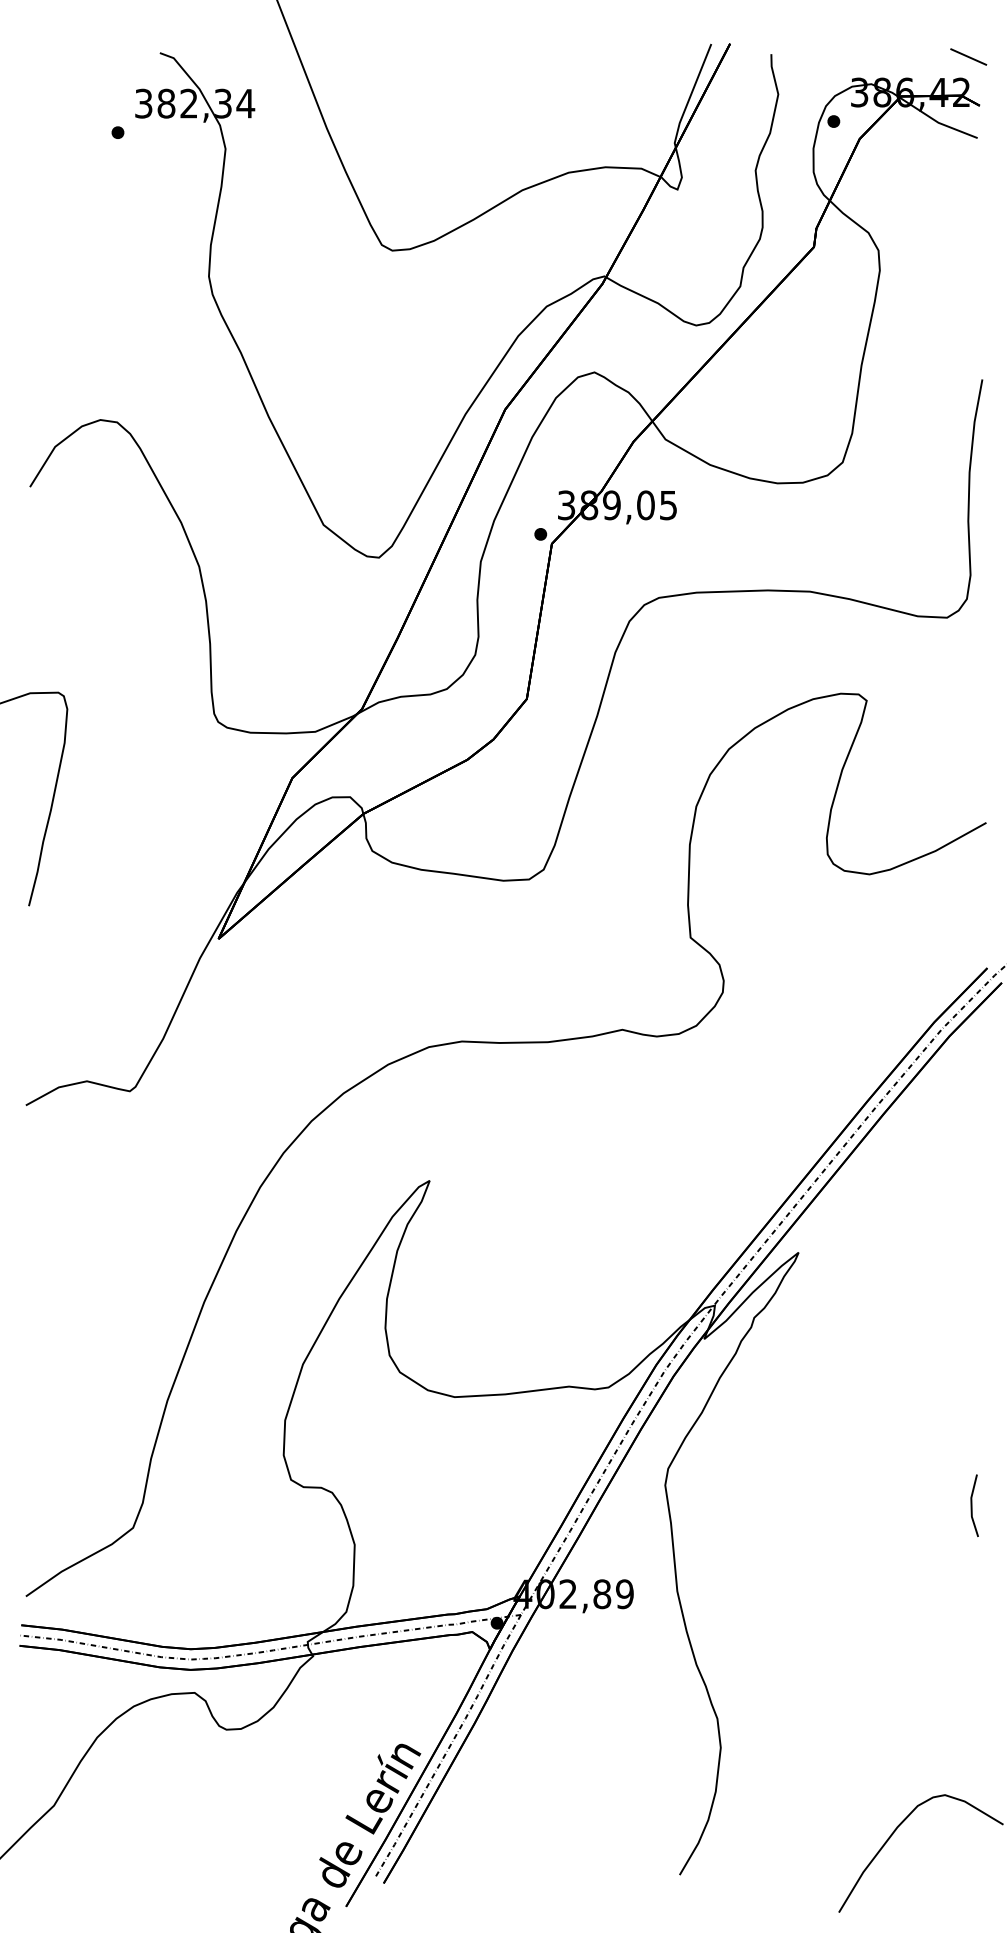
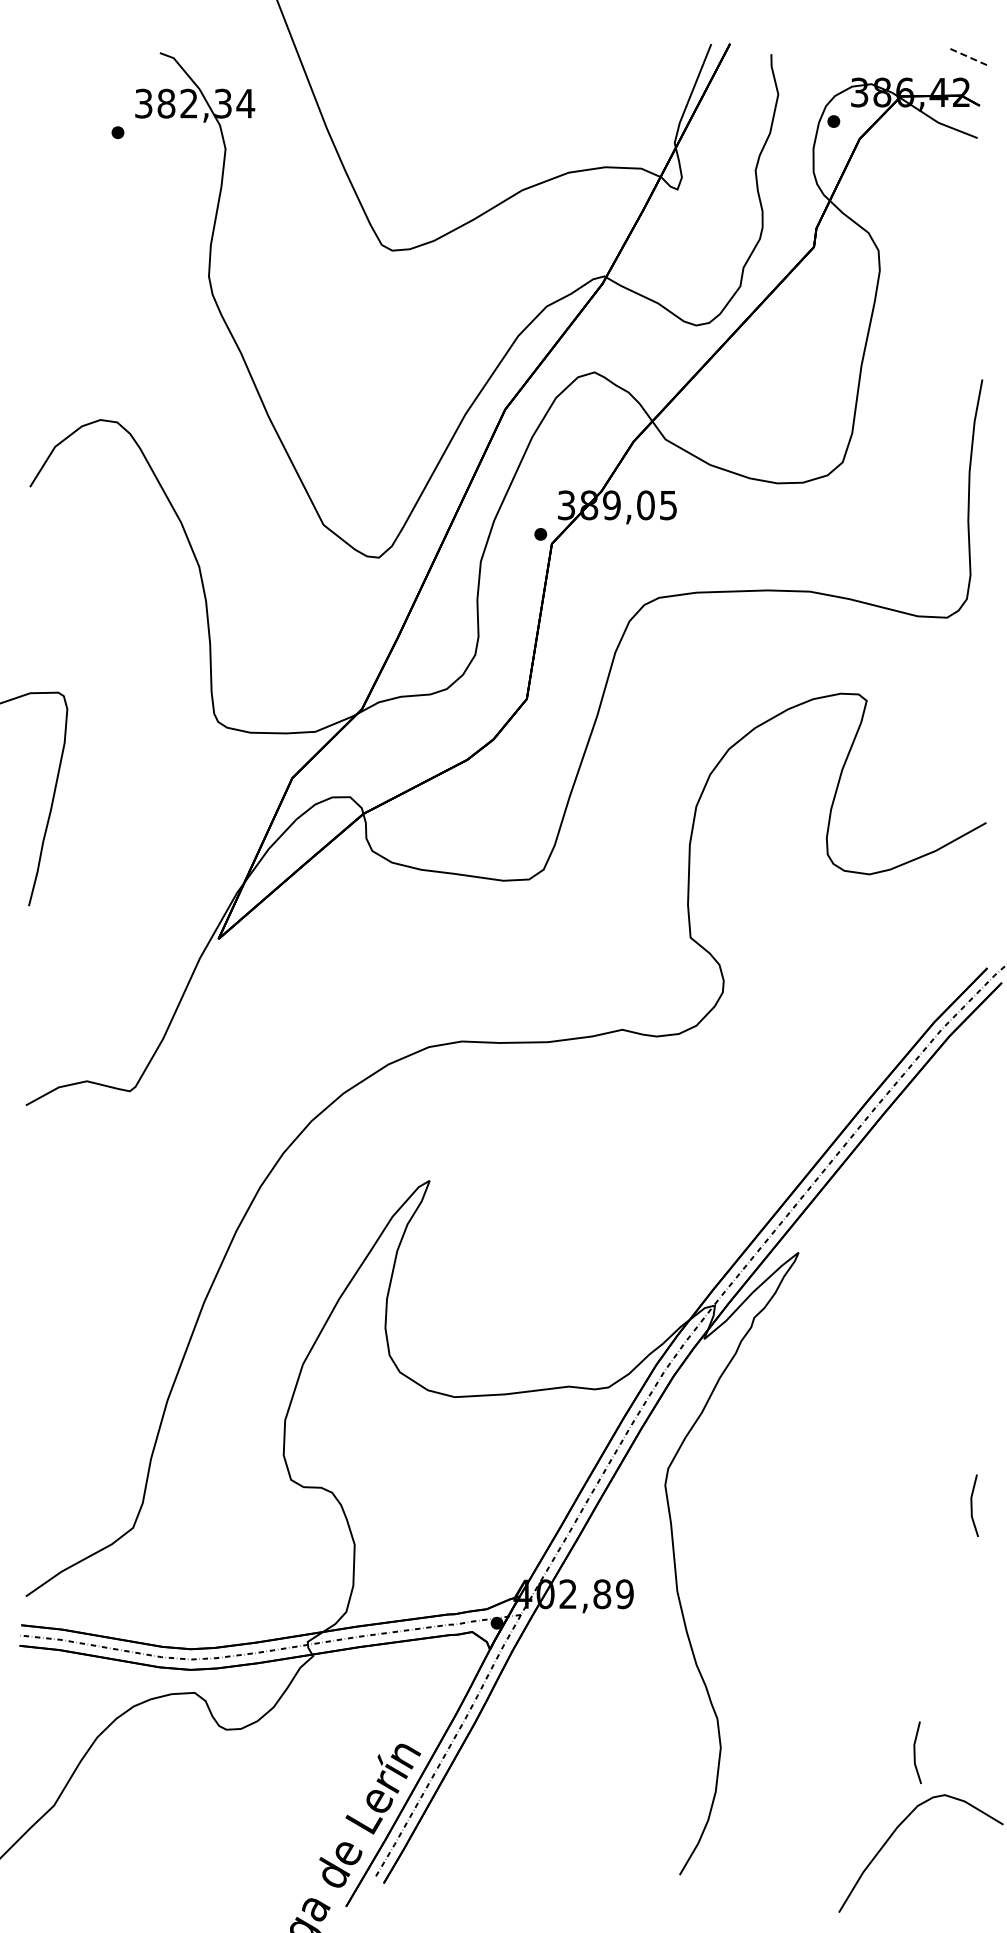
line: solid -> dashed (968, 56)
line: none -> present (915, 1752)
